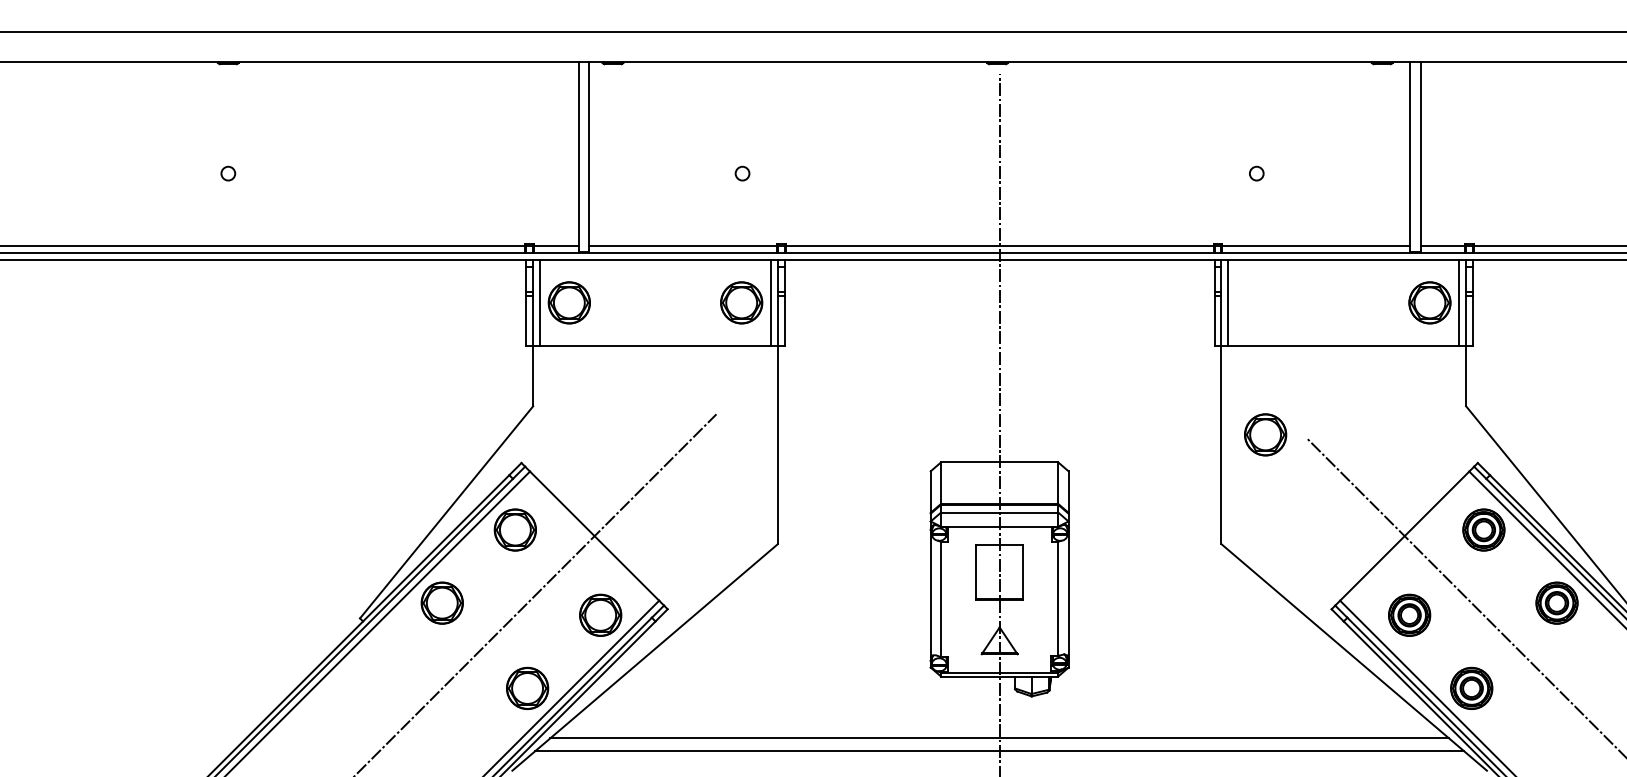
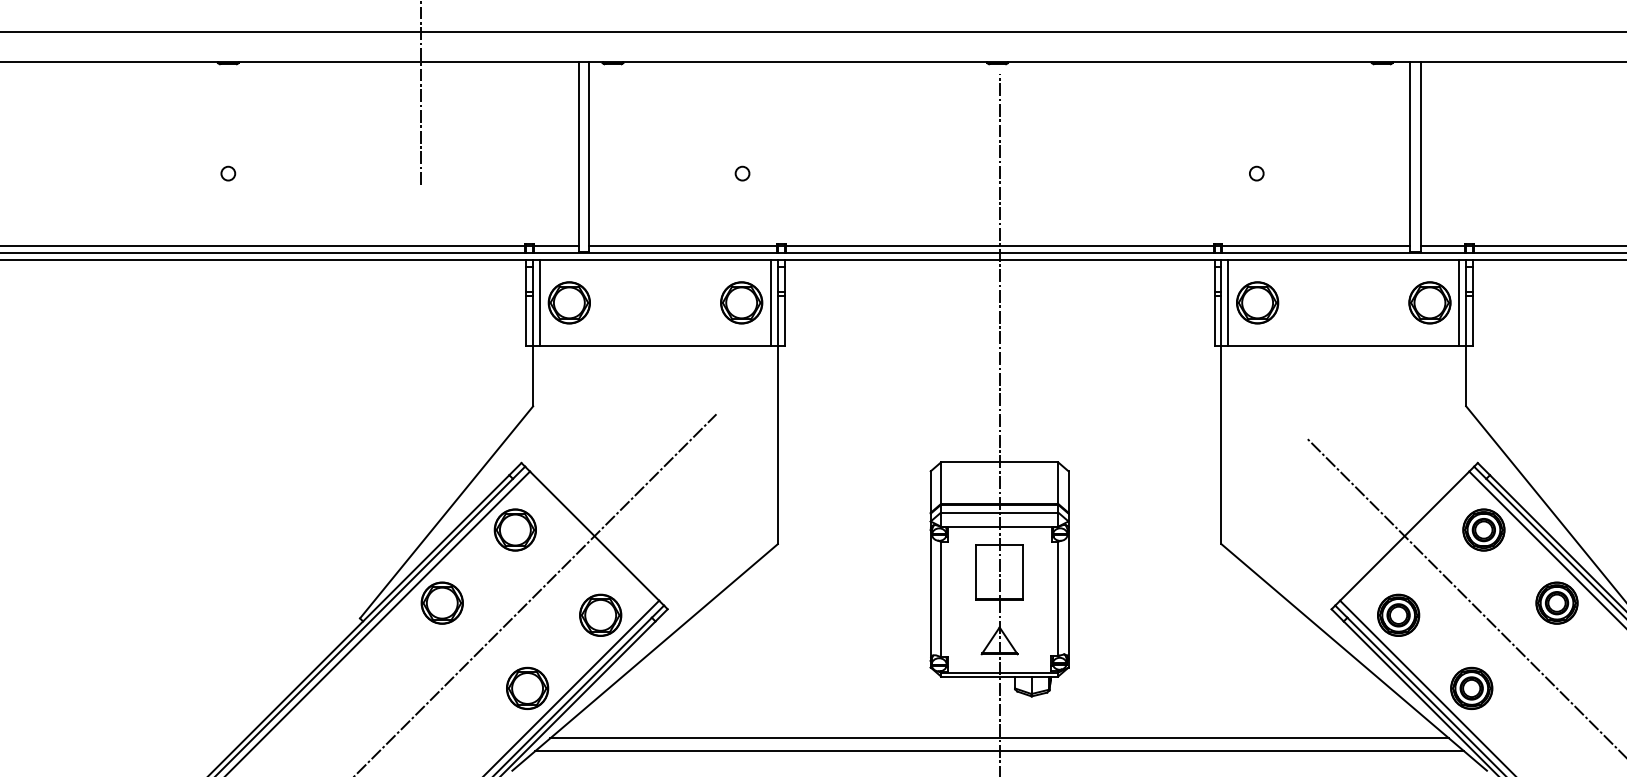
line: none -> present (420, 94)
part position: (1265, 434) -> (1257, 302) (1257, 302)
part position: (1409, 614) -> (1398, 614) (1398, 614)
